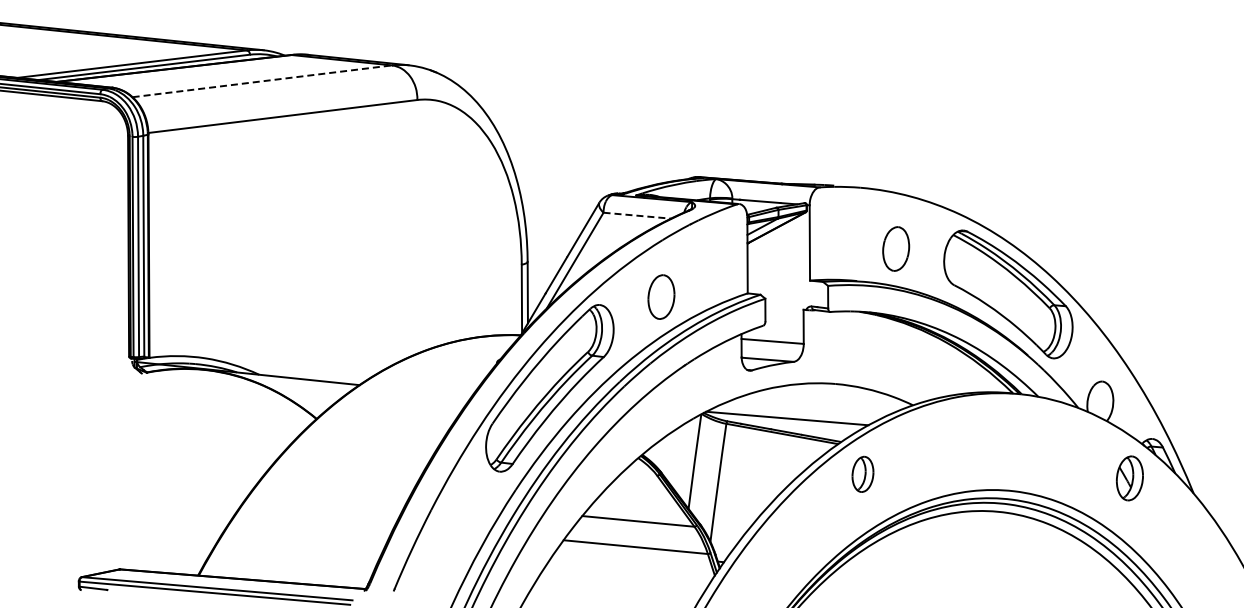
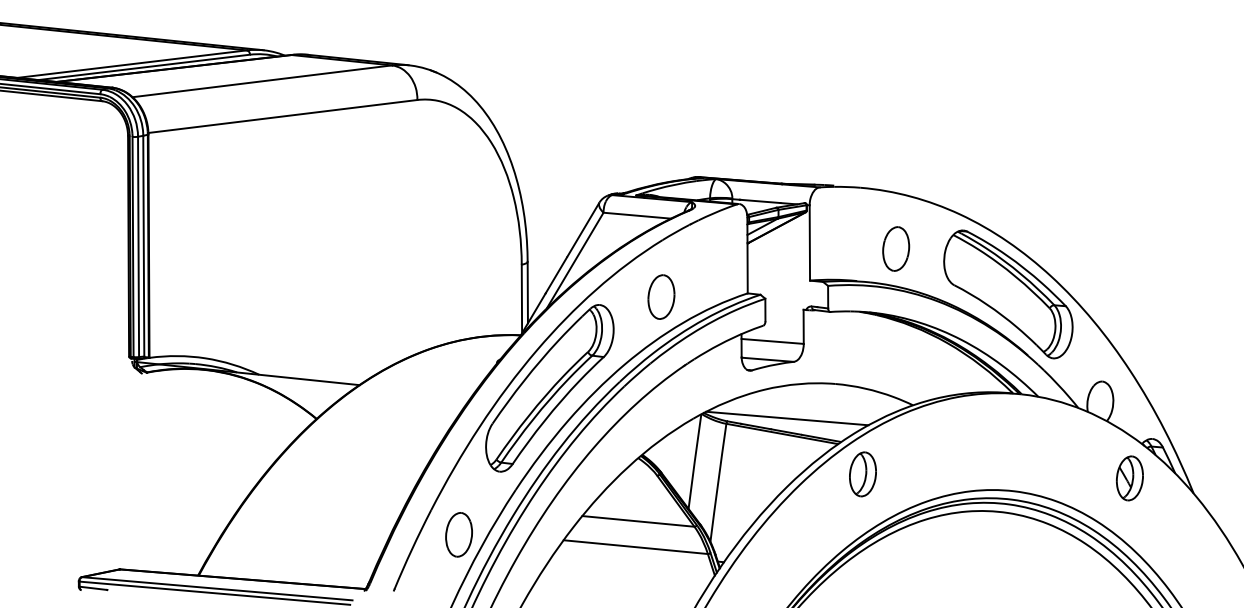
line: dashed -> solid (262, 81)
line: dashed -> solid (637, 215)
part size: 24x38 px -> 28x47 px (862, 474)
part: none -> present (458, 534)
